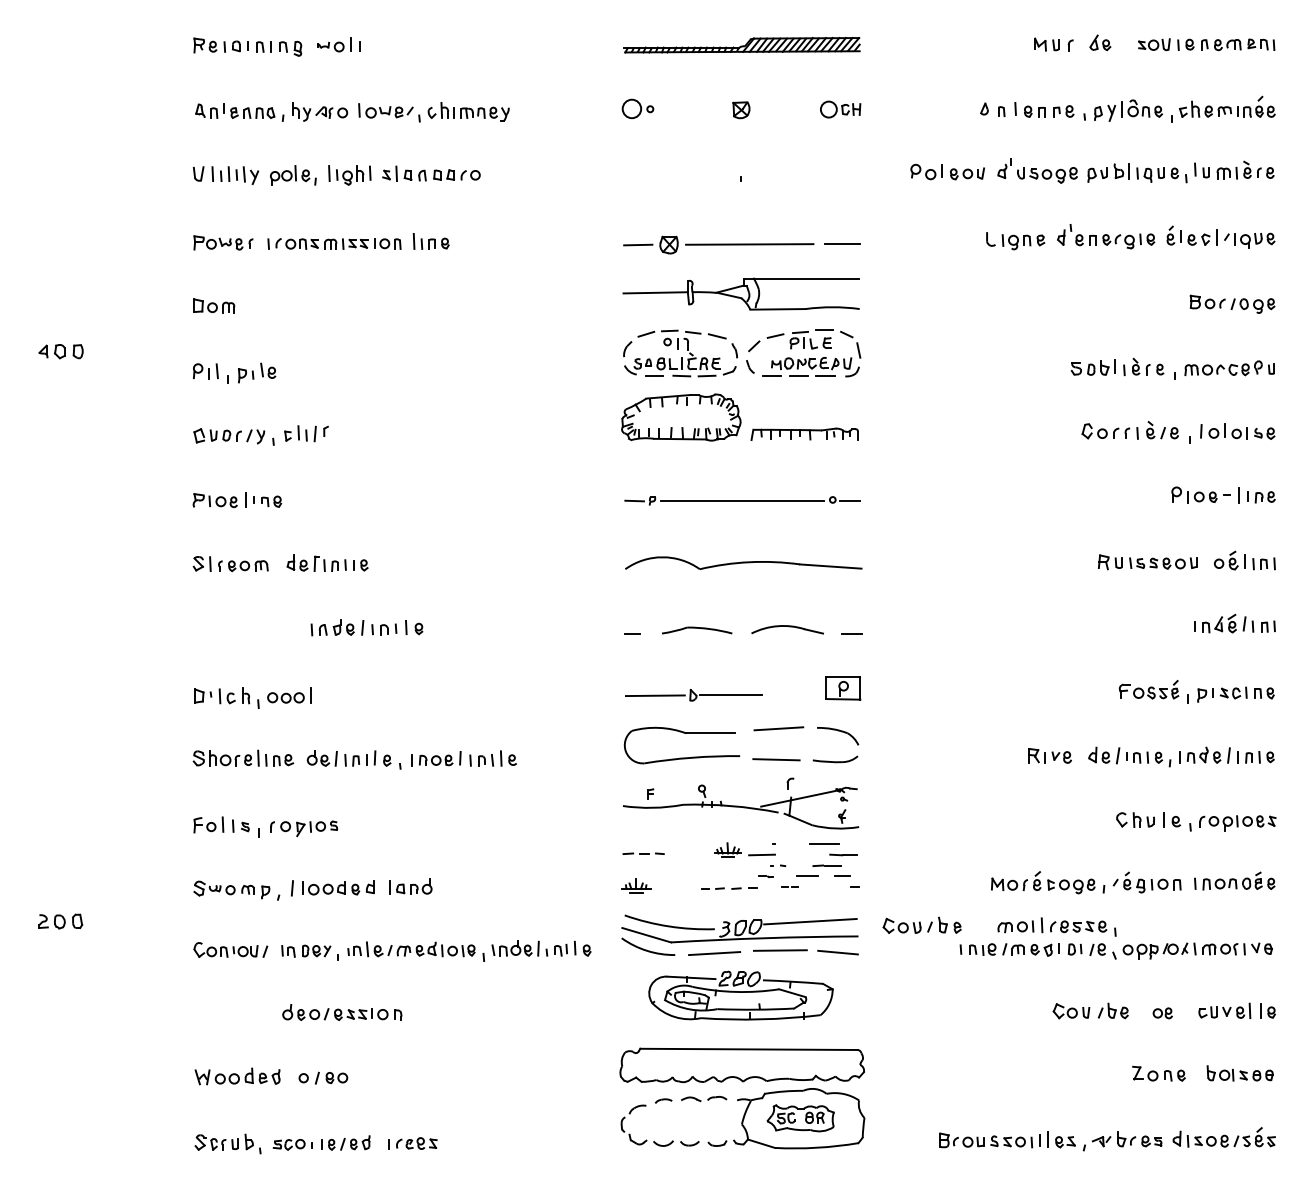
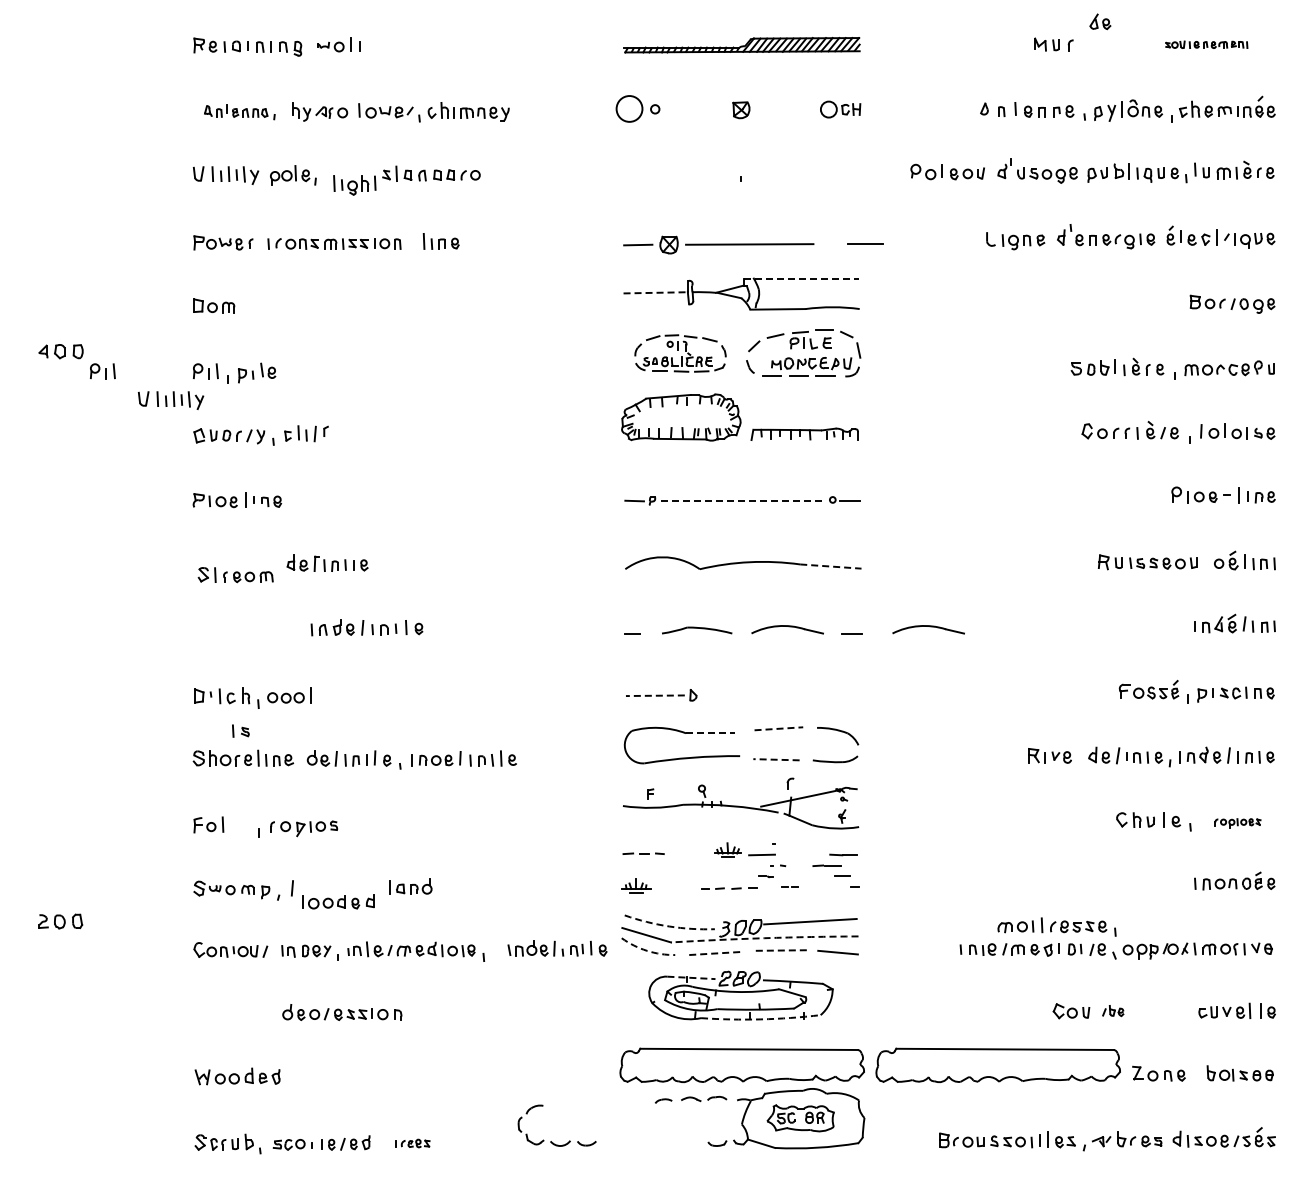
part position: (1100, 42) -> (1100, 21) (1100, 21)
part size: 138x14 px -> 84x9 px (1206, 44)
part size: 34x22 px -> 46x28 px (637, 108)
part size: 90x19 px -> 72x17 px (239, 112)
part position: (349, 175) -> (354, 185) (354, 185)
part position: (430, 241) -> (440, 241) (440, 241)
line position: (842, 243) -> (865, 243) (865, 243)
line: solid -> dashed (801, 279)
line: solid -> dashed (656, 292)
part size: 115x49 px -> 93x39 px (680, 353)
part: none -> present (102, 371)
part: none -> present (171, 400)
line: solid -> dashed (742, 500)
part position: (230, 564) -> (235, 575) (235, 575)
line: solid -> dashed (830, 566)
part: none -> present (928, 629)
part: present -> none (843, 688)
line: solid -> dashed (654, 695)
line: present -> none (731, 695)
line: solid -> dashed (779, 728)
line: solid -> dashed (710, 733)
line: solid -> dashed (775, 759)
part size: 78x17 px -> 48x11 px (1237, 823)
part position: (240, 825) -> (240, 730) (240, 730)
line: present -> none (824, 844)
line: present -> none (807, 875)
part: present -> none (1086, 882)
part position: (338, 887) -> (338, 901) (338, 901)
part: present -> none (921, 924)
arc: solid -> dashed (669, 926)
arc: solid -> dashed (764, 938)
part position: (541, 948) -> (557, 948) (557, 948)
arc: solid -> dashed (647, 950)
line: solid -> dashed (779, 950)
line: solid -> dashed (714, 953)
line: solid -> dashed (691, 977)
part size: 32x18 px -> 23x13 px (1113, 1011)
part: present -> none (1162, 1013)
arc: solid -> dashed (760, 1019)
part: none -> present (997, 1064)
part: present -> none (323, 1077)
part position: (655, 1141) -> (552, 1141) (552, 1141)
part size: 50x13 px -> 36x11 px (412, 1143)
